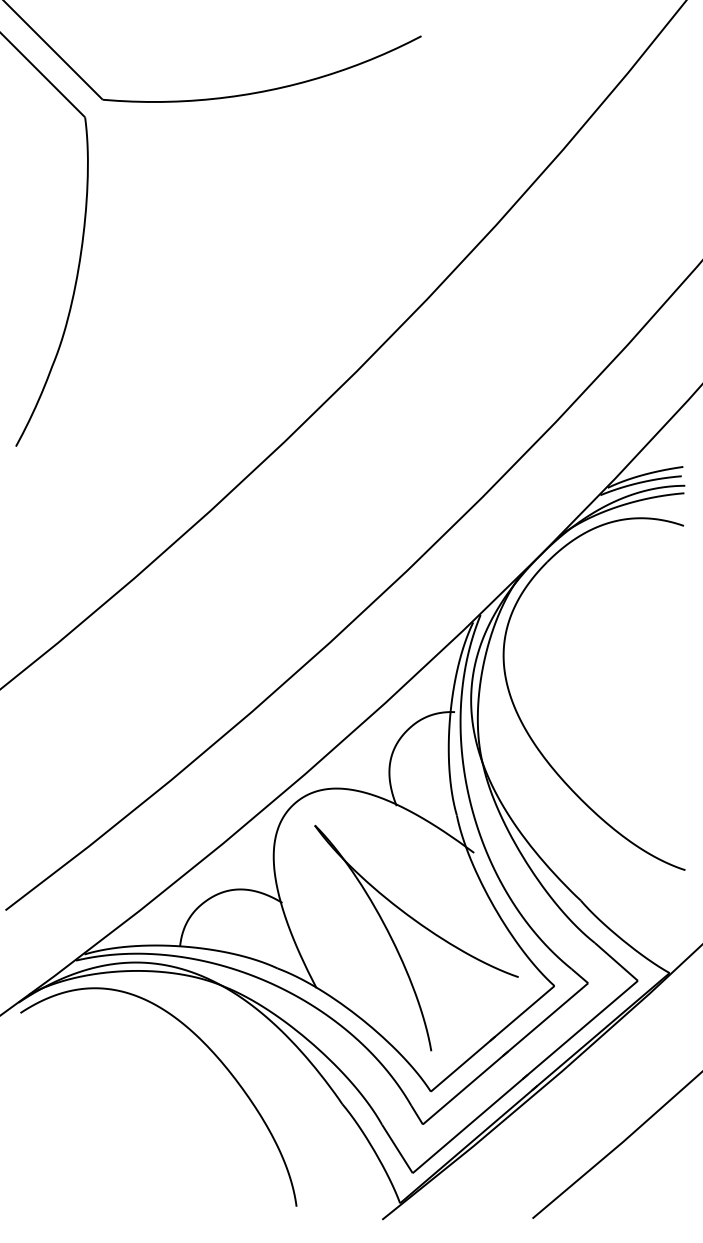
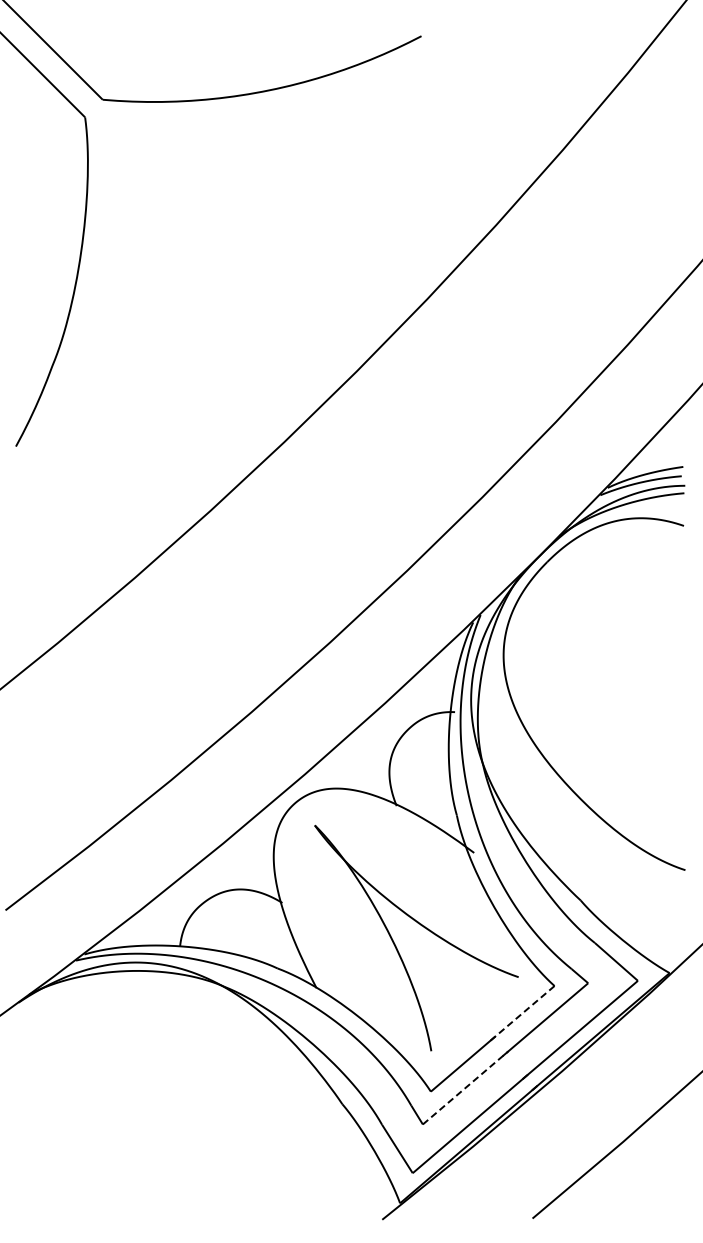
line: solid -> dashed (521, 1013)
curve: present -> none (210, 1051)
line: solid -> dashed (465, 1087)
